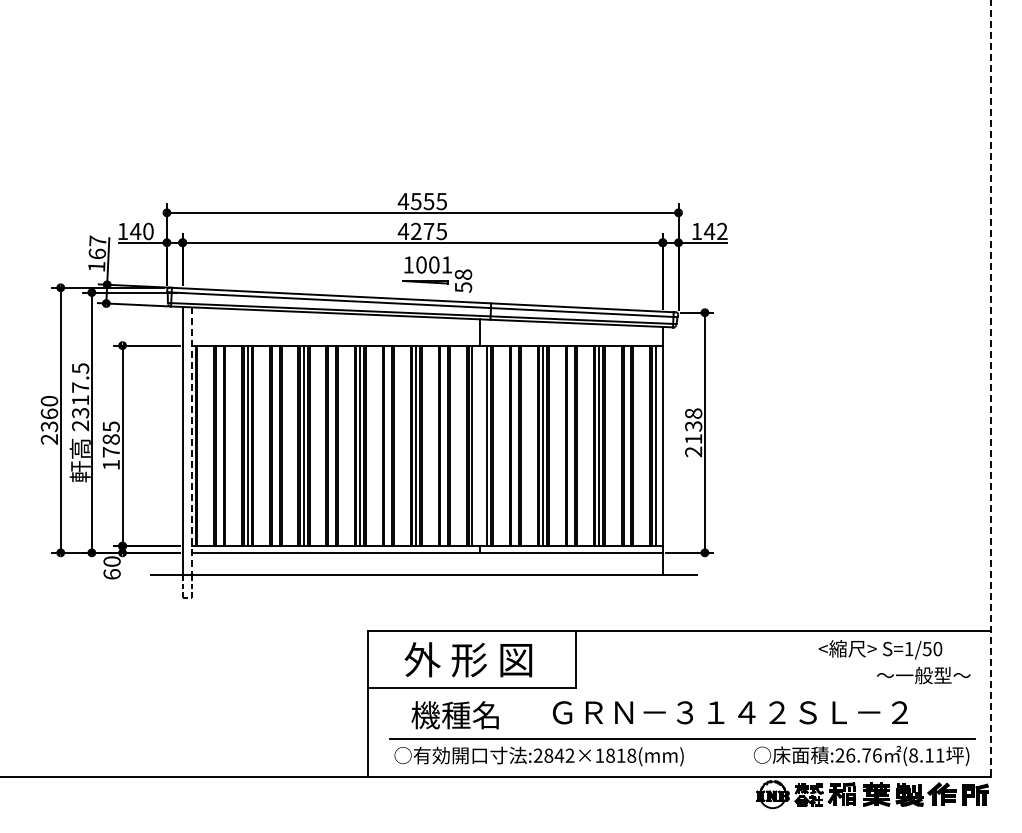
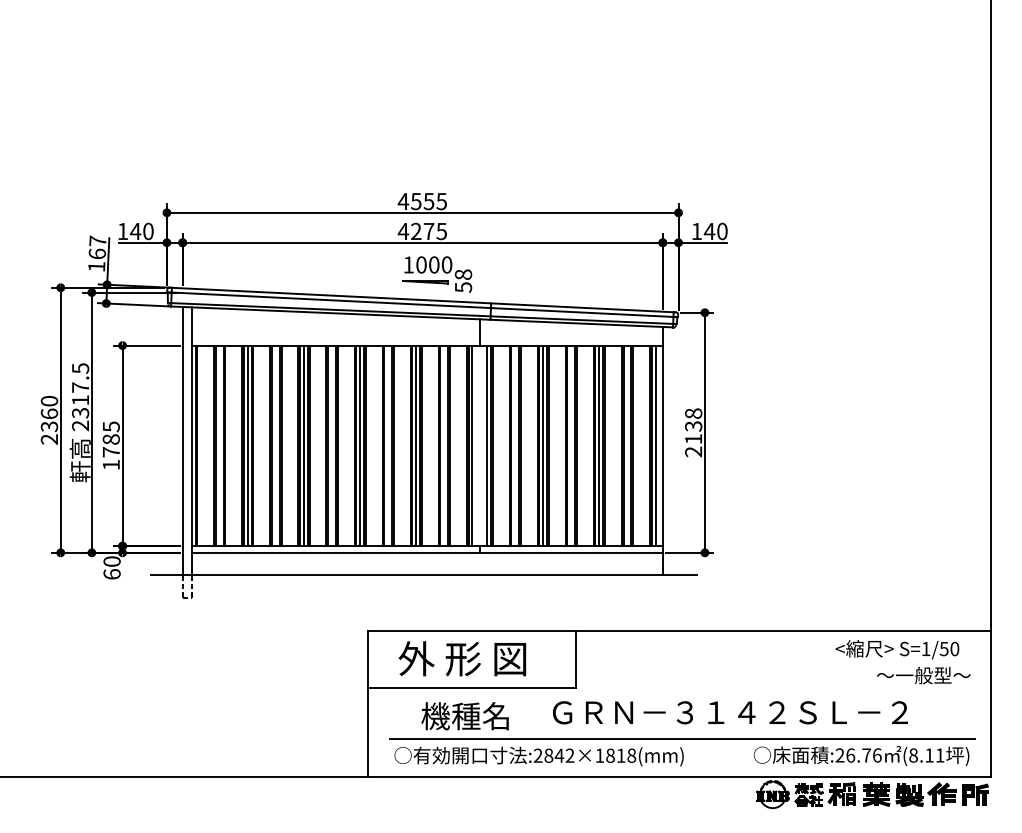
text: 142 -> 140 (722, 231)
text: 1001 -> 1000 (446, 264)
line: dashed -> solid (991, 389)
line: dashed -> solid (191, 441)
text position: (880, 649) -> (897, 649) (897, 649)
text position: (468, 659) -> (462, 658) (462, 658)
text position: (454, 715) -> (464, 716) (464, 716)
